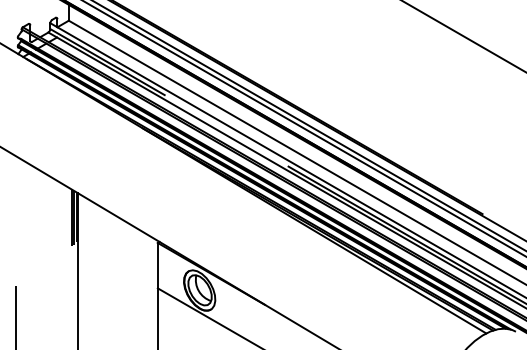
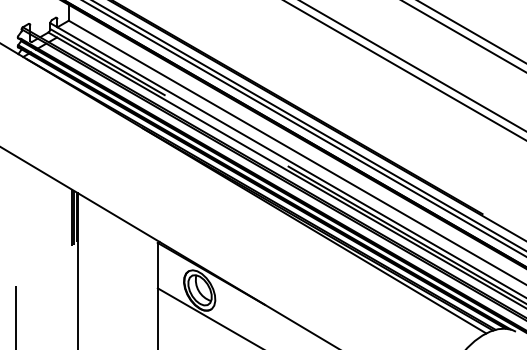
line: none -> present (471, 32)
line: none -> present (412, 65)
line: none -> present (404, 70)
